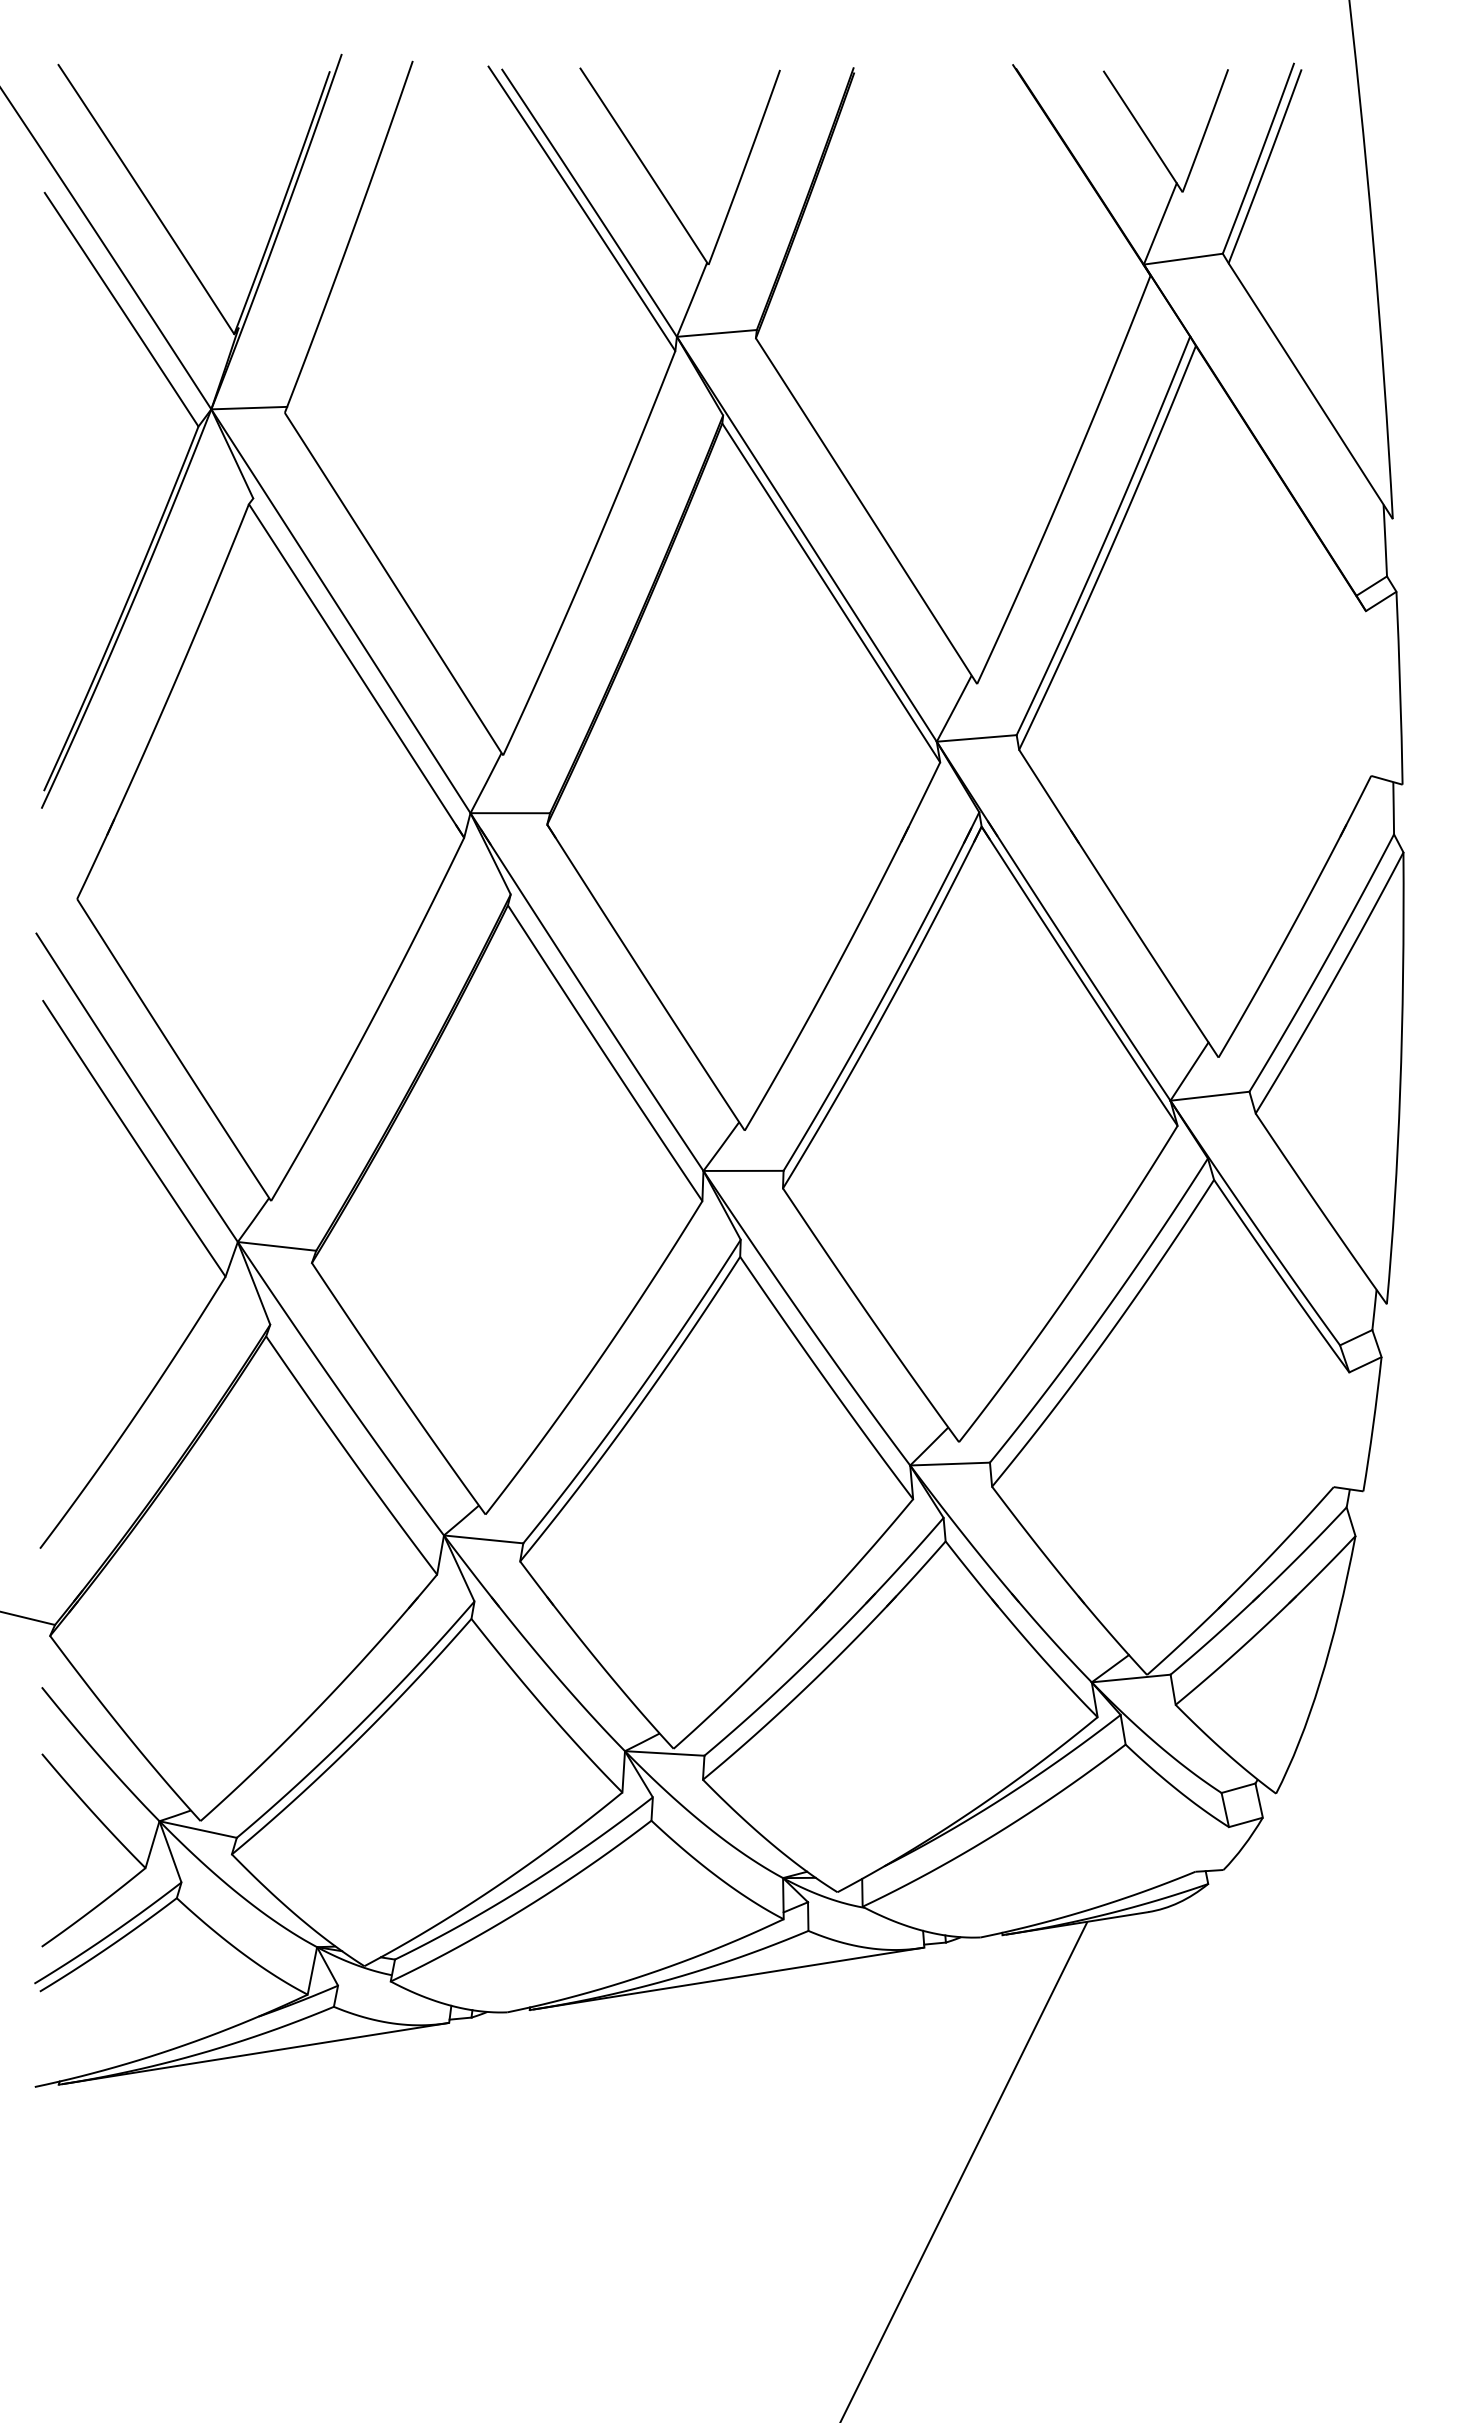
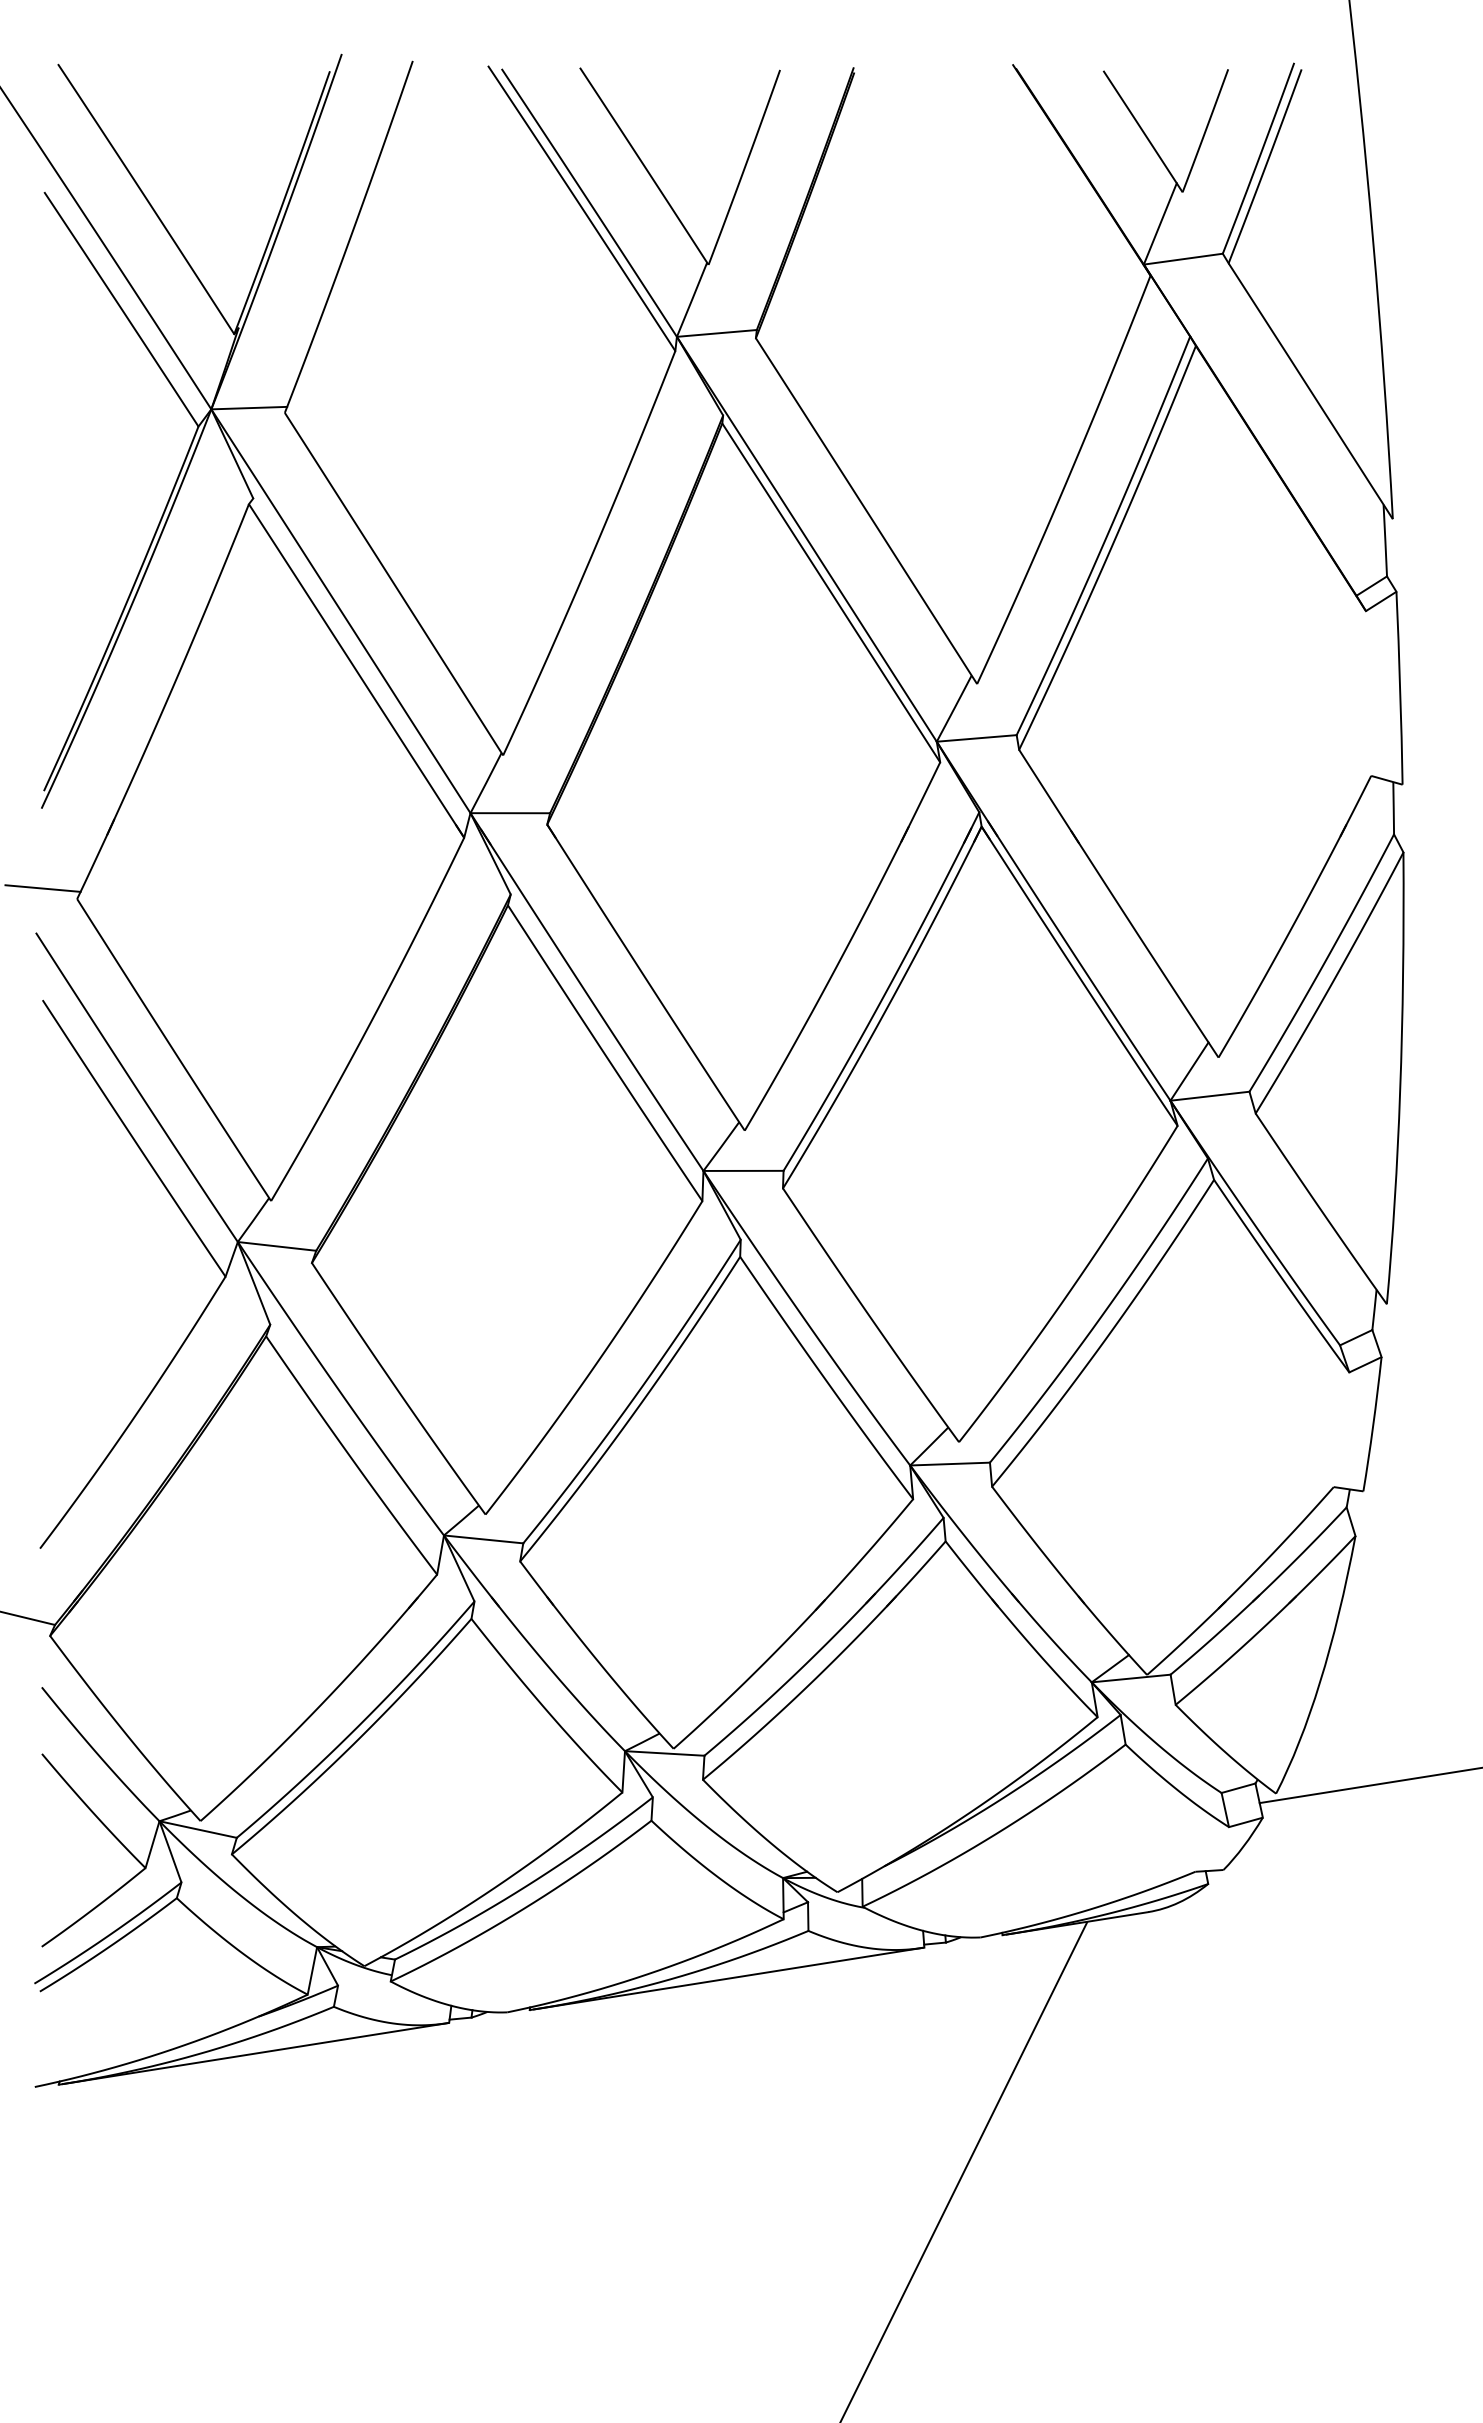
line: none -> present (42, 888)
line: none -> present (1369, 1785)
